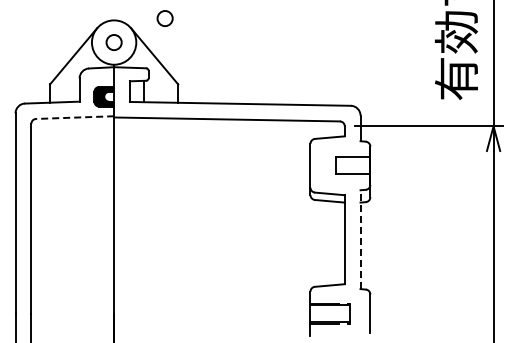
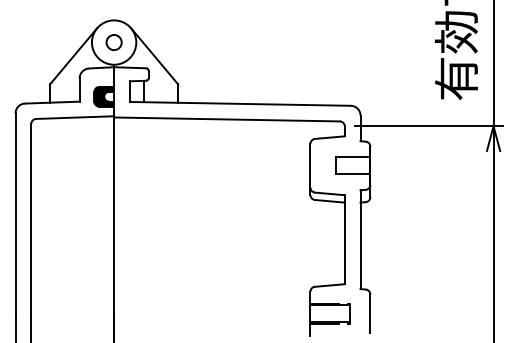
circle: present -> none (164, 18)
line: dashed -> solid (74, 117)
line: dashed -> solid (360, 239)
